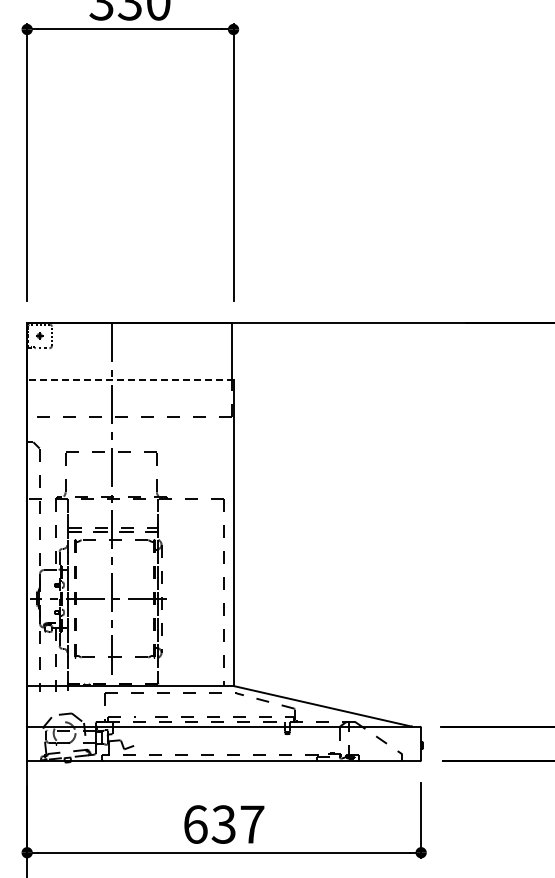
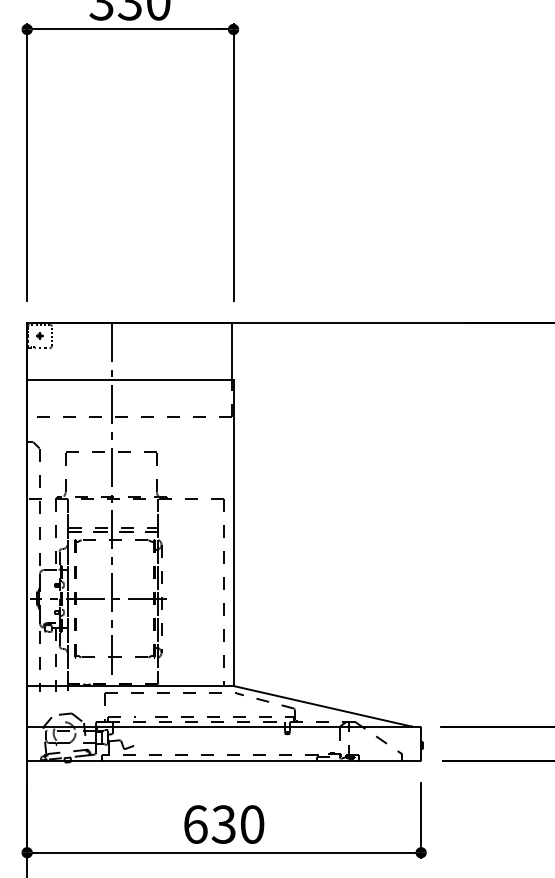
line: dashed -> solid (129, 379)
text: 637 -> 630 (252, 824)
